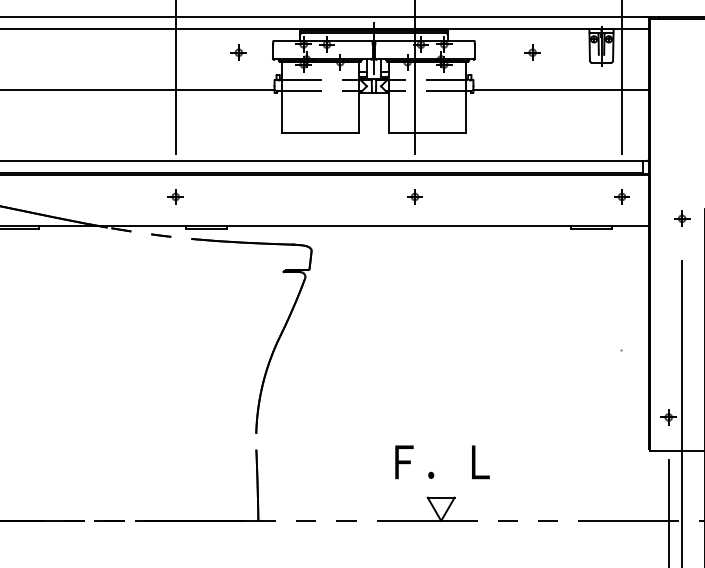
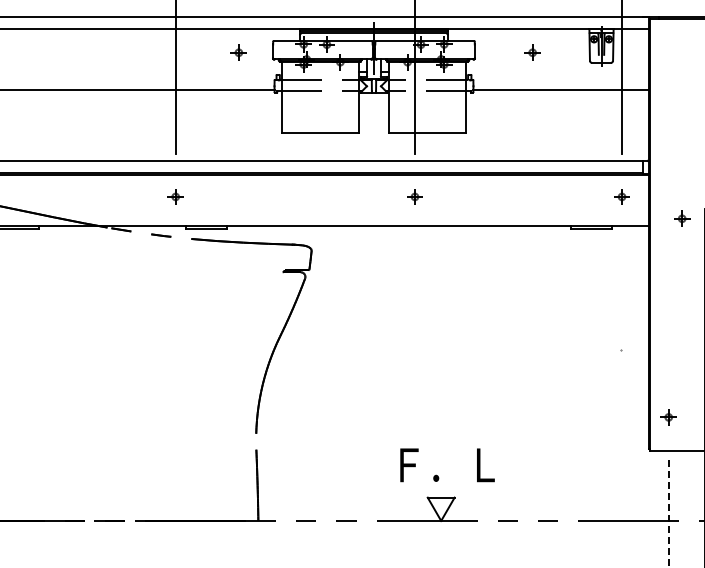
line: present -> none (682, 412)
text position: (442, 462) -> (447, 465) (447, 465)
line: solid -> dashed (668, 513)
